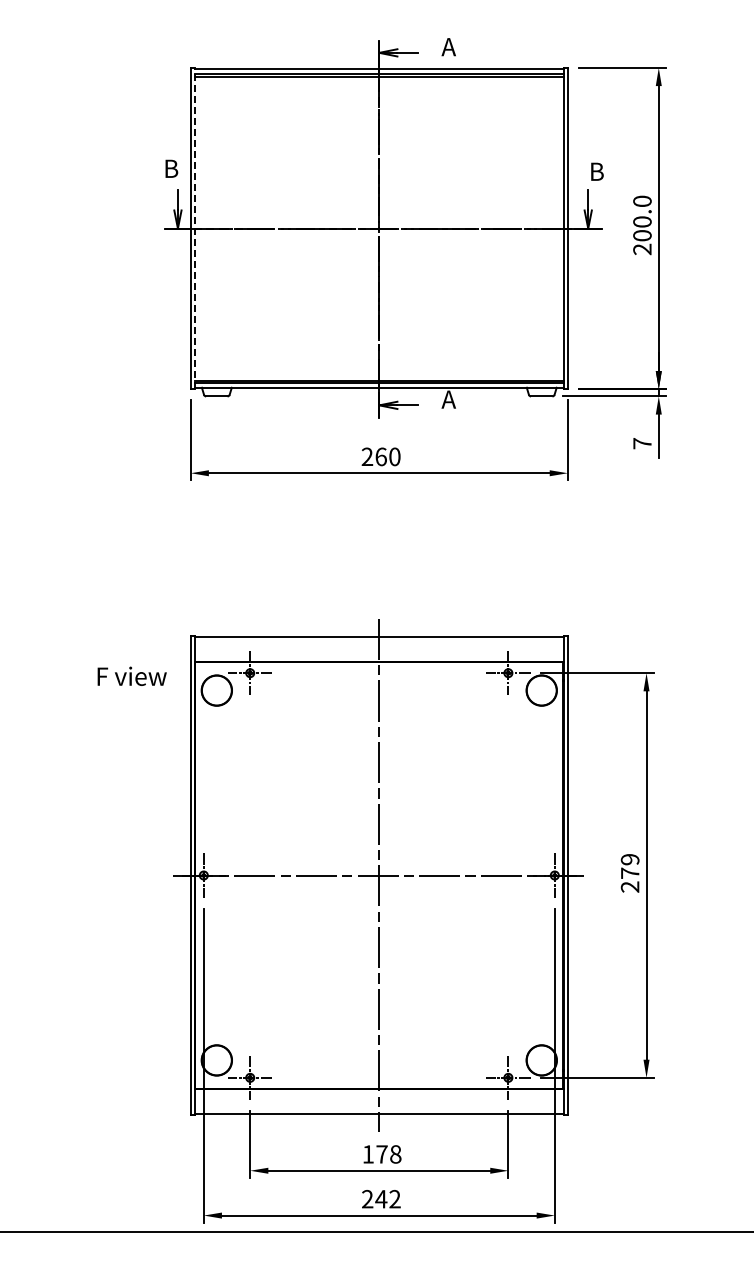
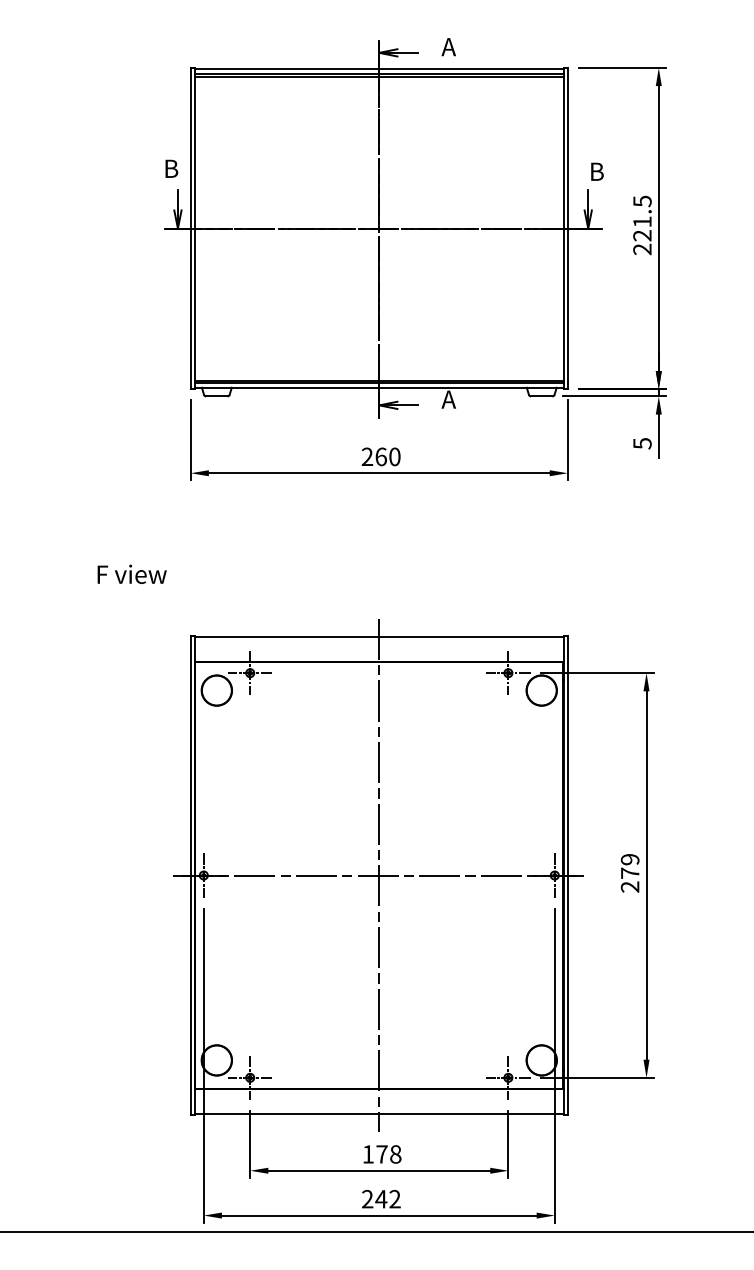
text: 200.0 -> 221.5 (642, 218)
line: dashed -> solid (195, 228)
text: 7 -> 5 (642, 443)
text position: (131, 675) -> (131, 573) (131, 573)
